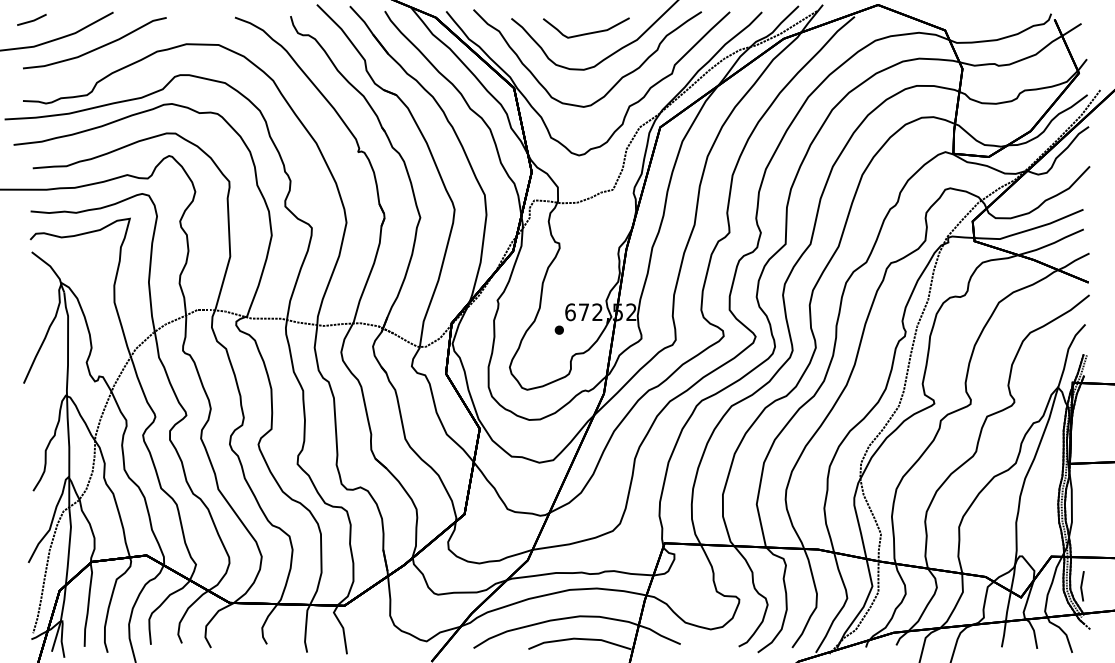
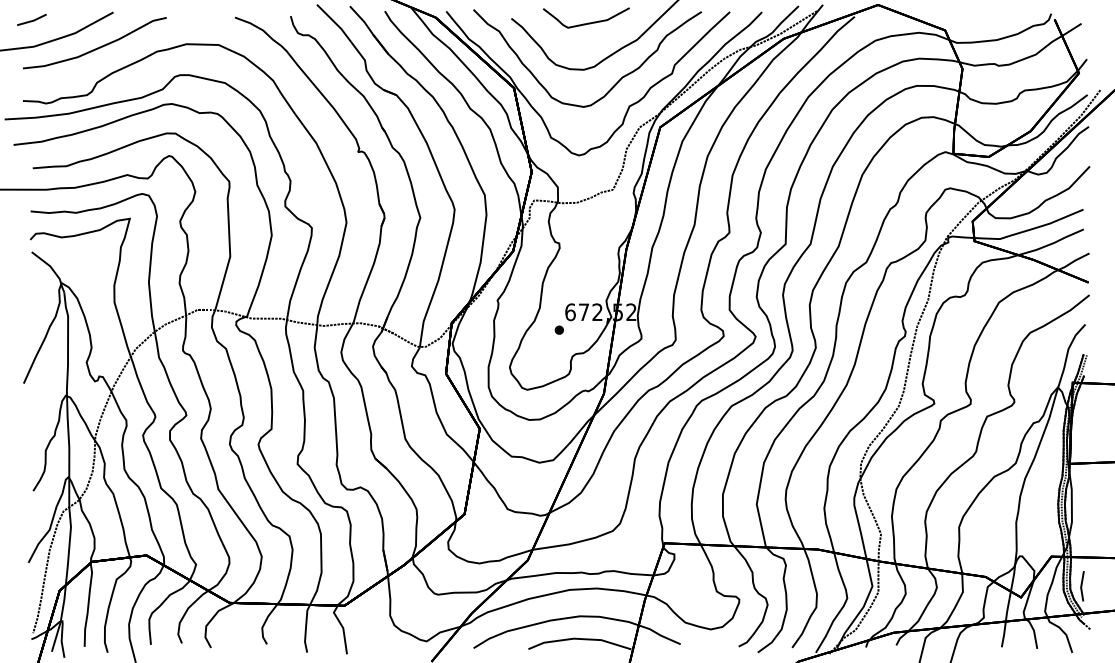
curve position: (588, 32) -> (588, 22) (588, 22)
